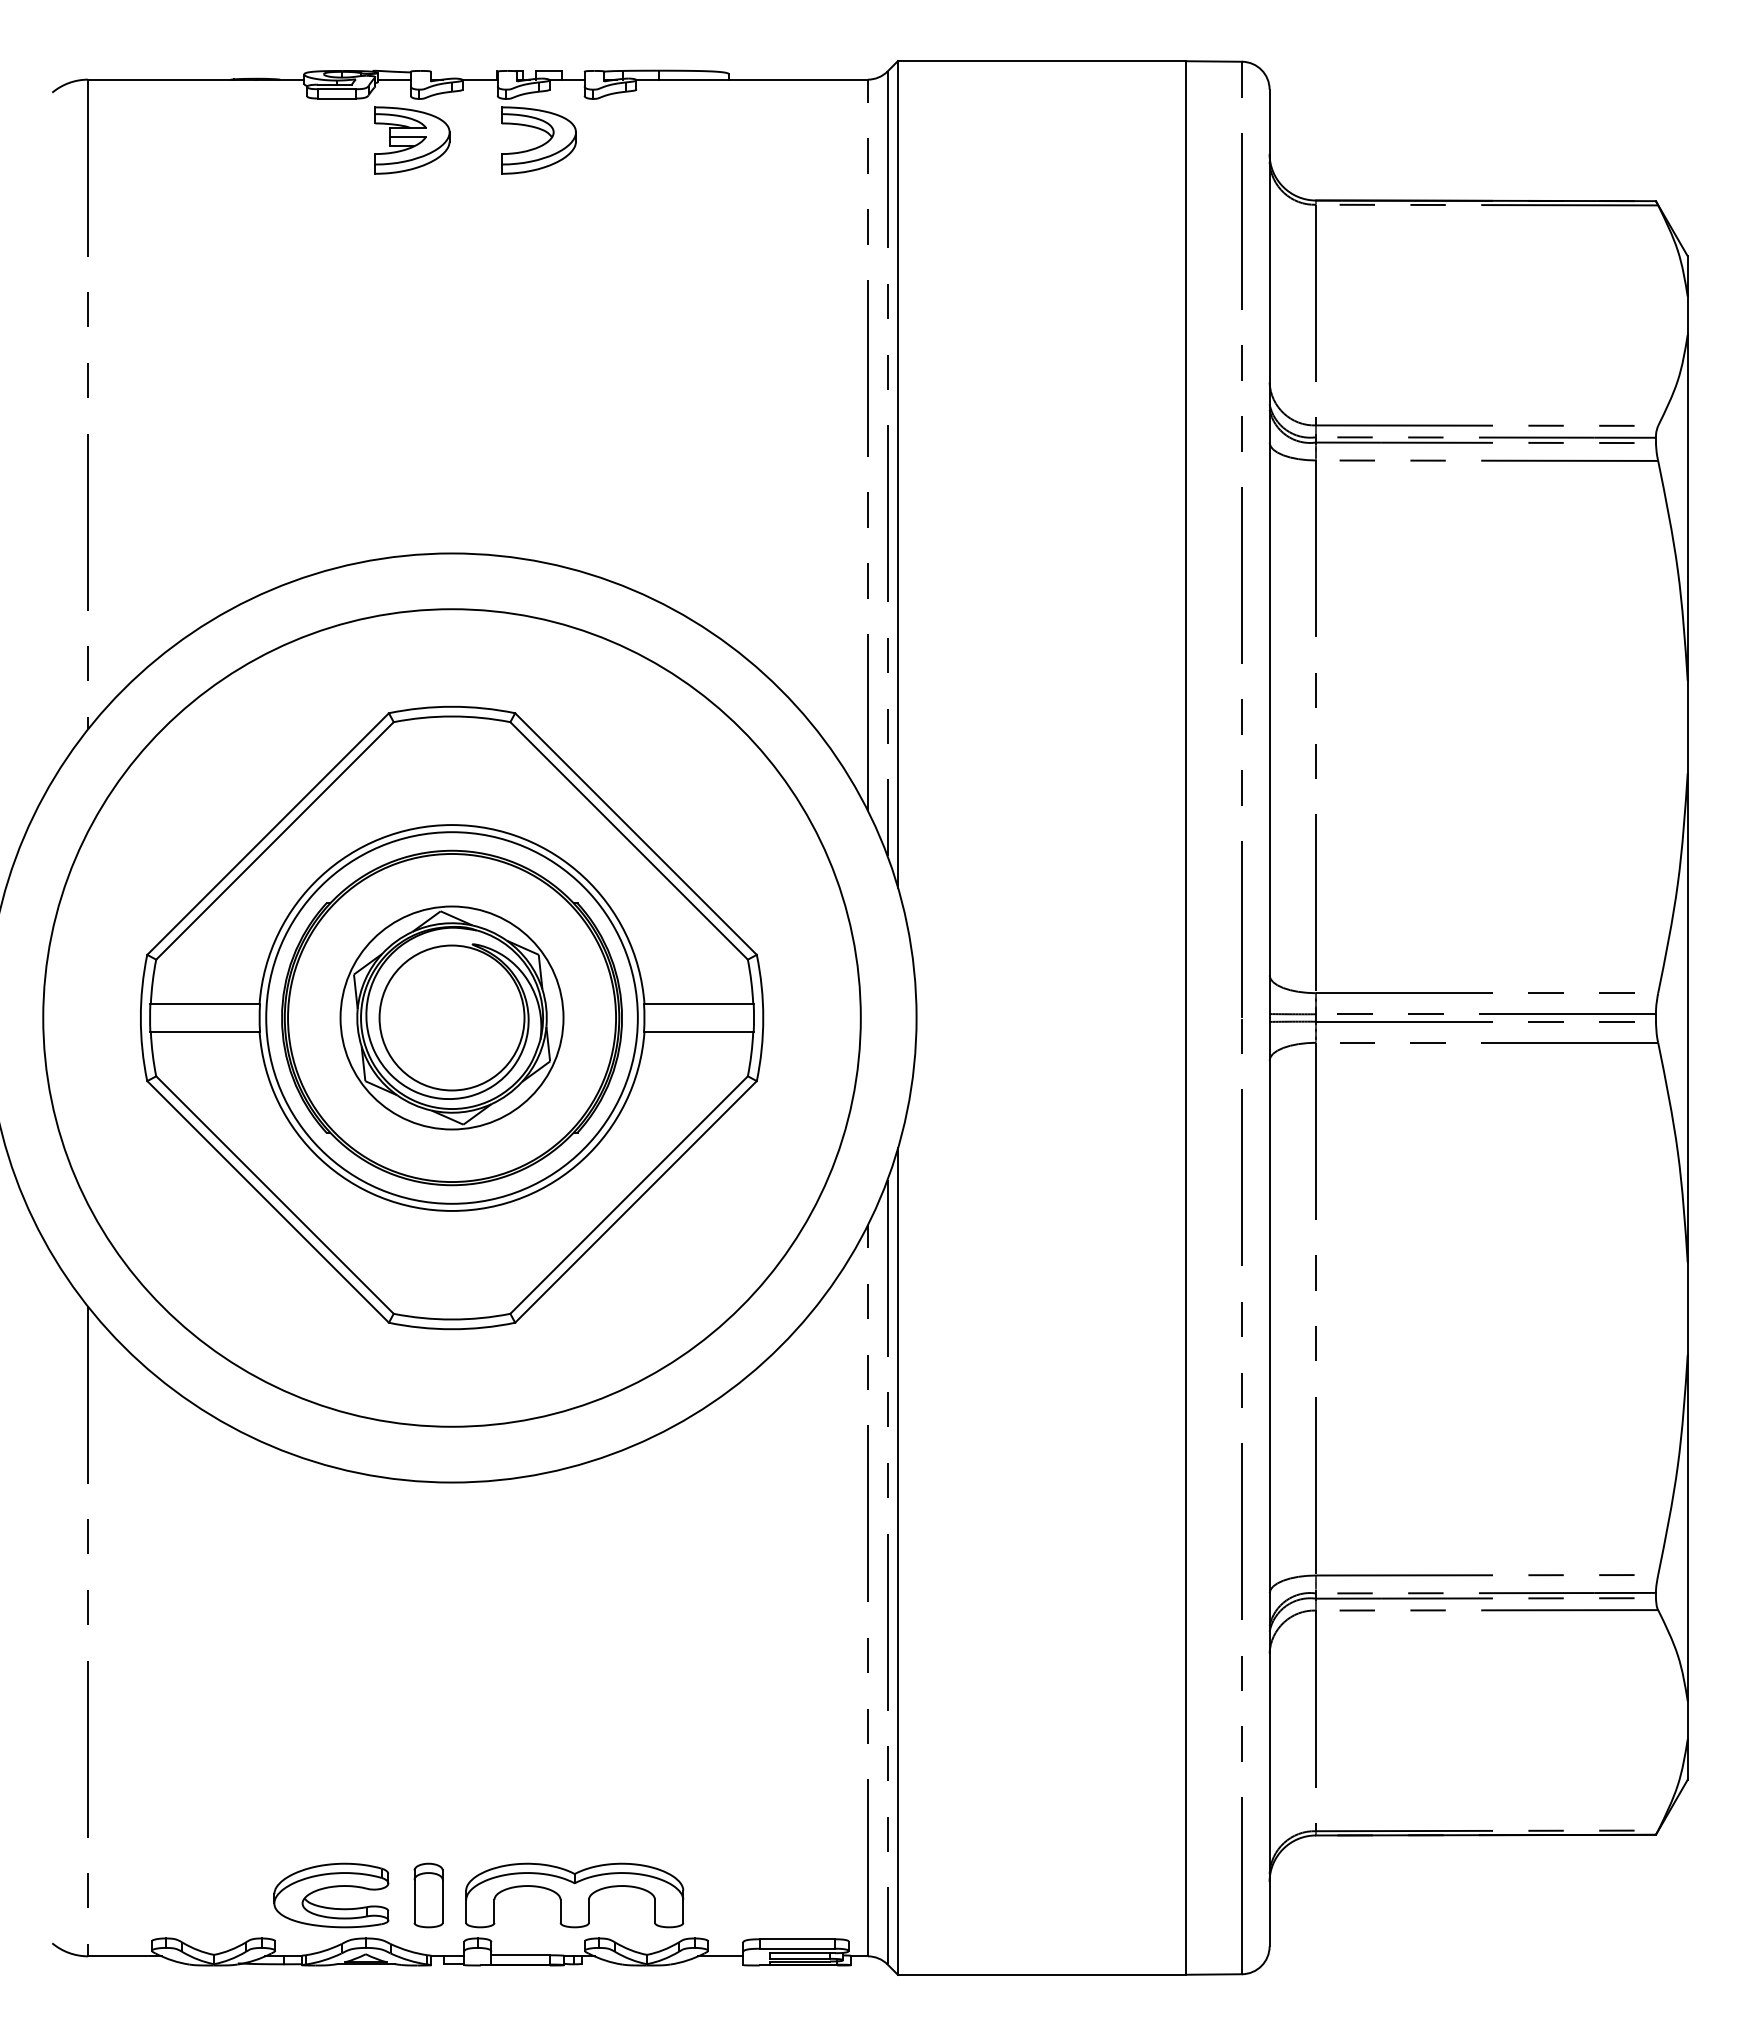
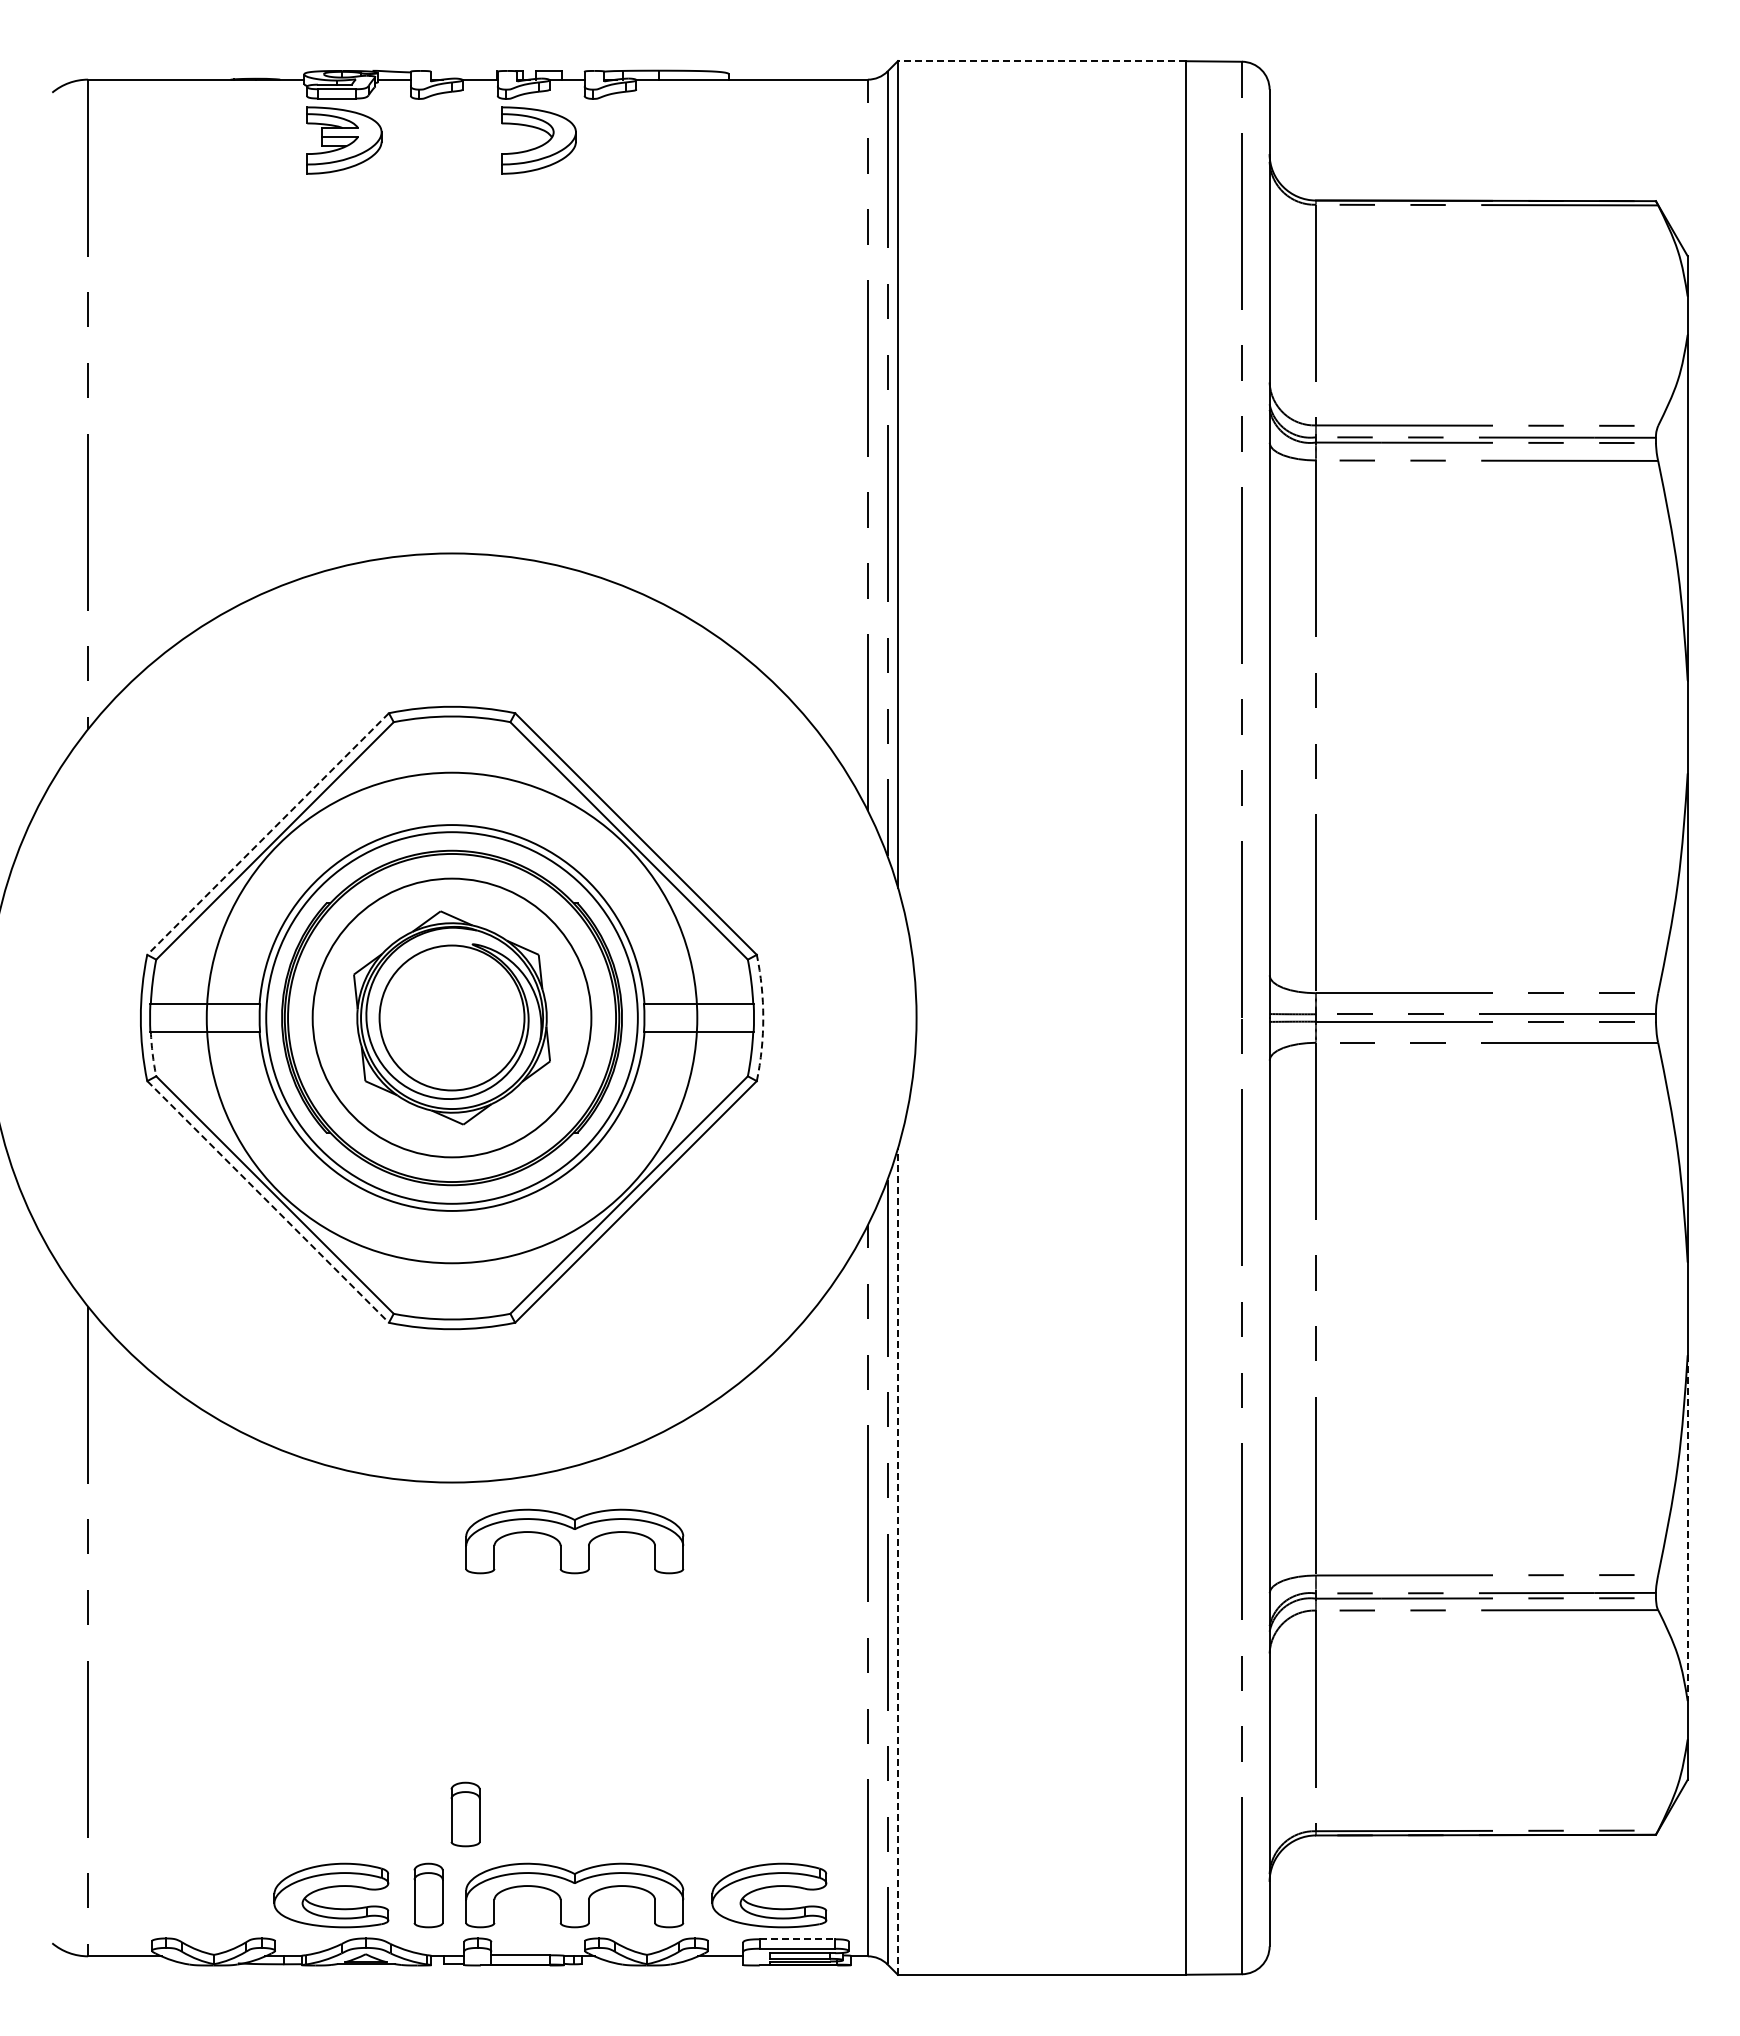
line: solid -> dashed (1041, 61)
part position: (412, 140) -> (344, 140) (344, 140)
line: solid -> dashed (268, 834)
circle diameter: 223 px -> 279 px (451, 1017)
circle diameter: 818 px -> 491 px (451, 1017)
arc: solid -> dashed (763, 1018)
arc: solid -> dashed (152, 1054)
line: solid -> dashed (268, 1201)
line: solid -> dashed (1687, 1528)
part: none -> present (574, 1541)
line: solid -> dashed (897, 1560)
part: none -> present (465, 1814)
part: none -> present (767, 1888)
line: solid -> dashed (797, 1939)
